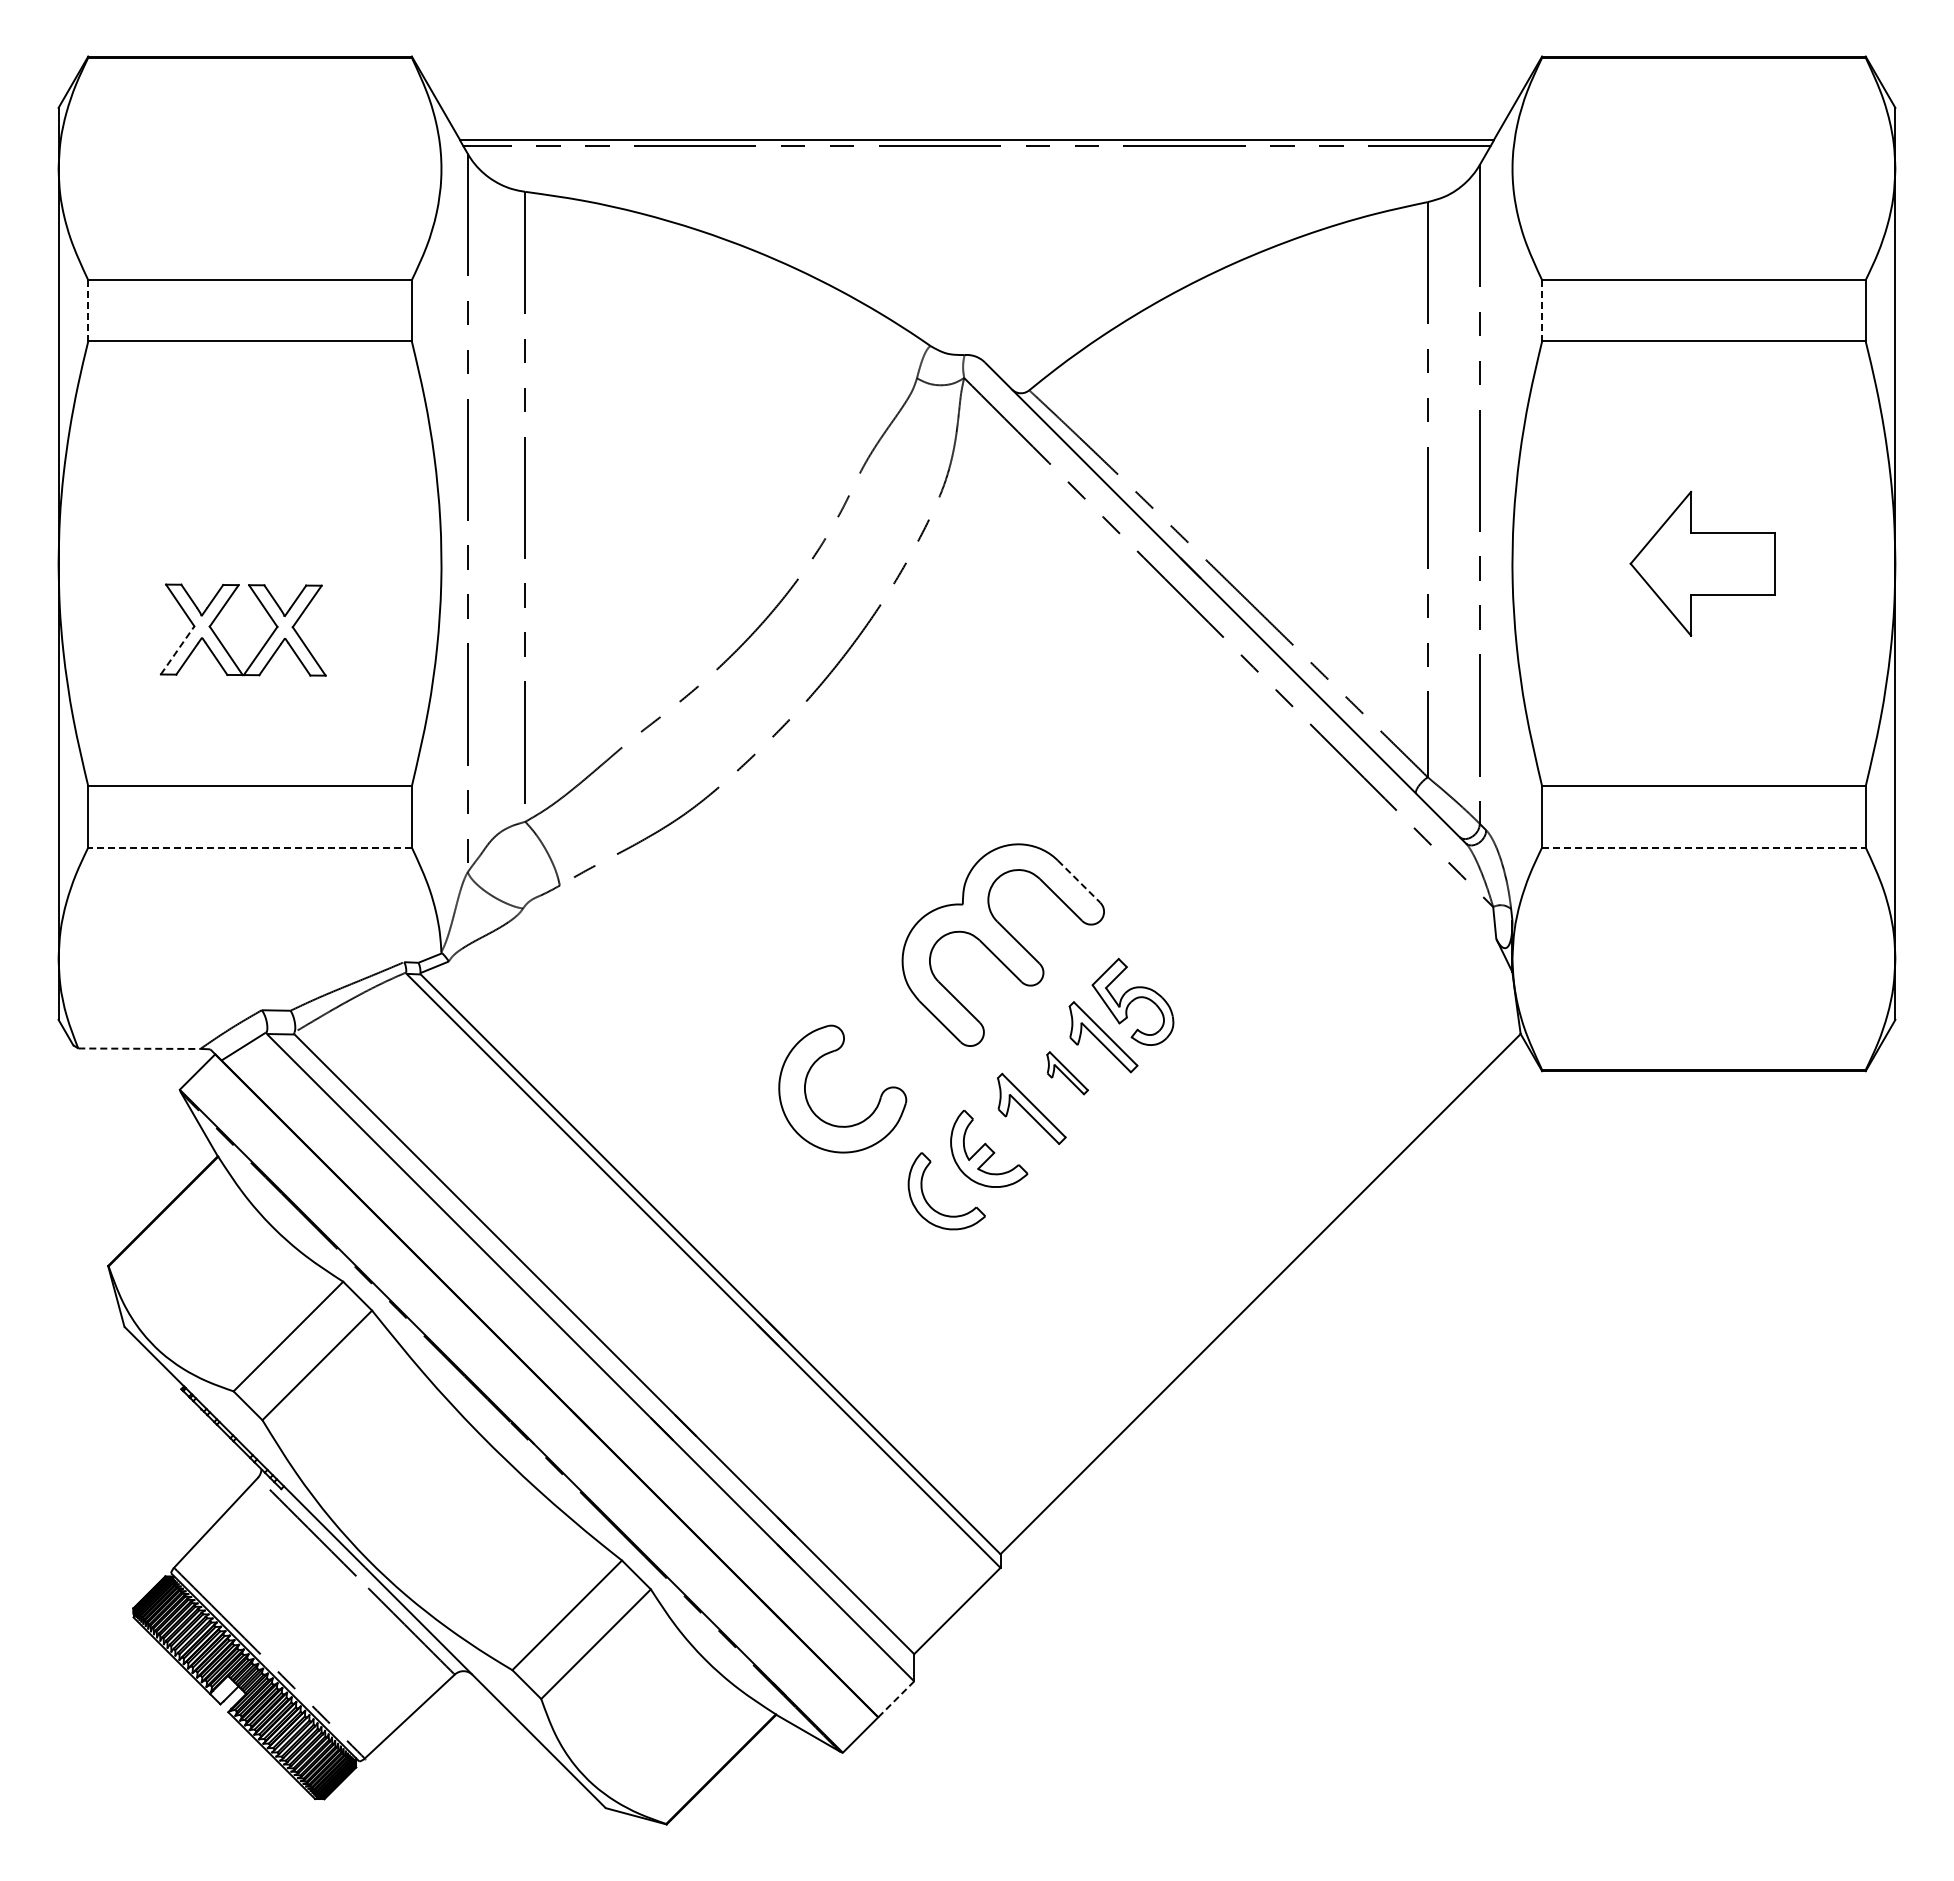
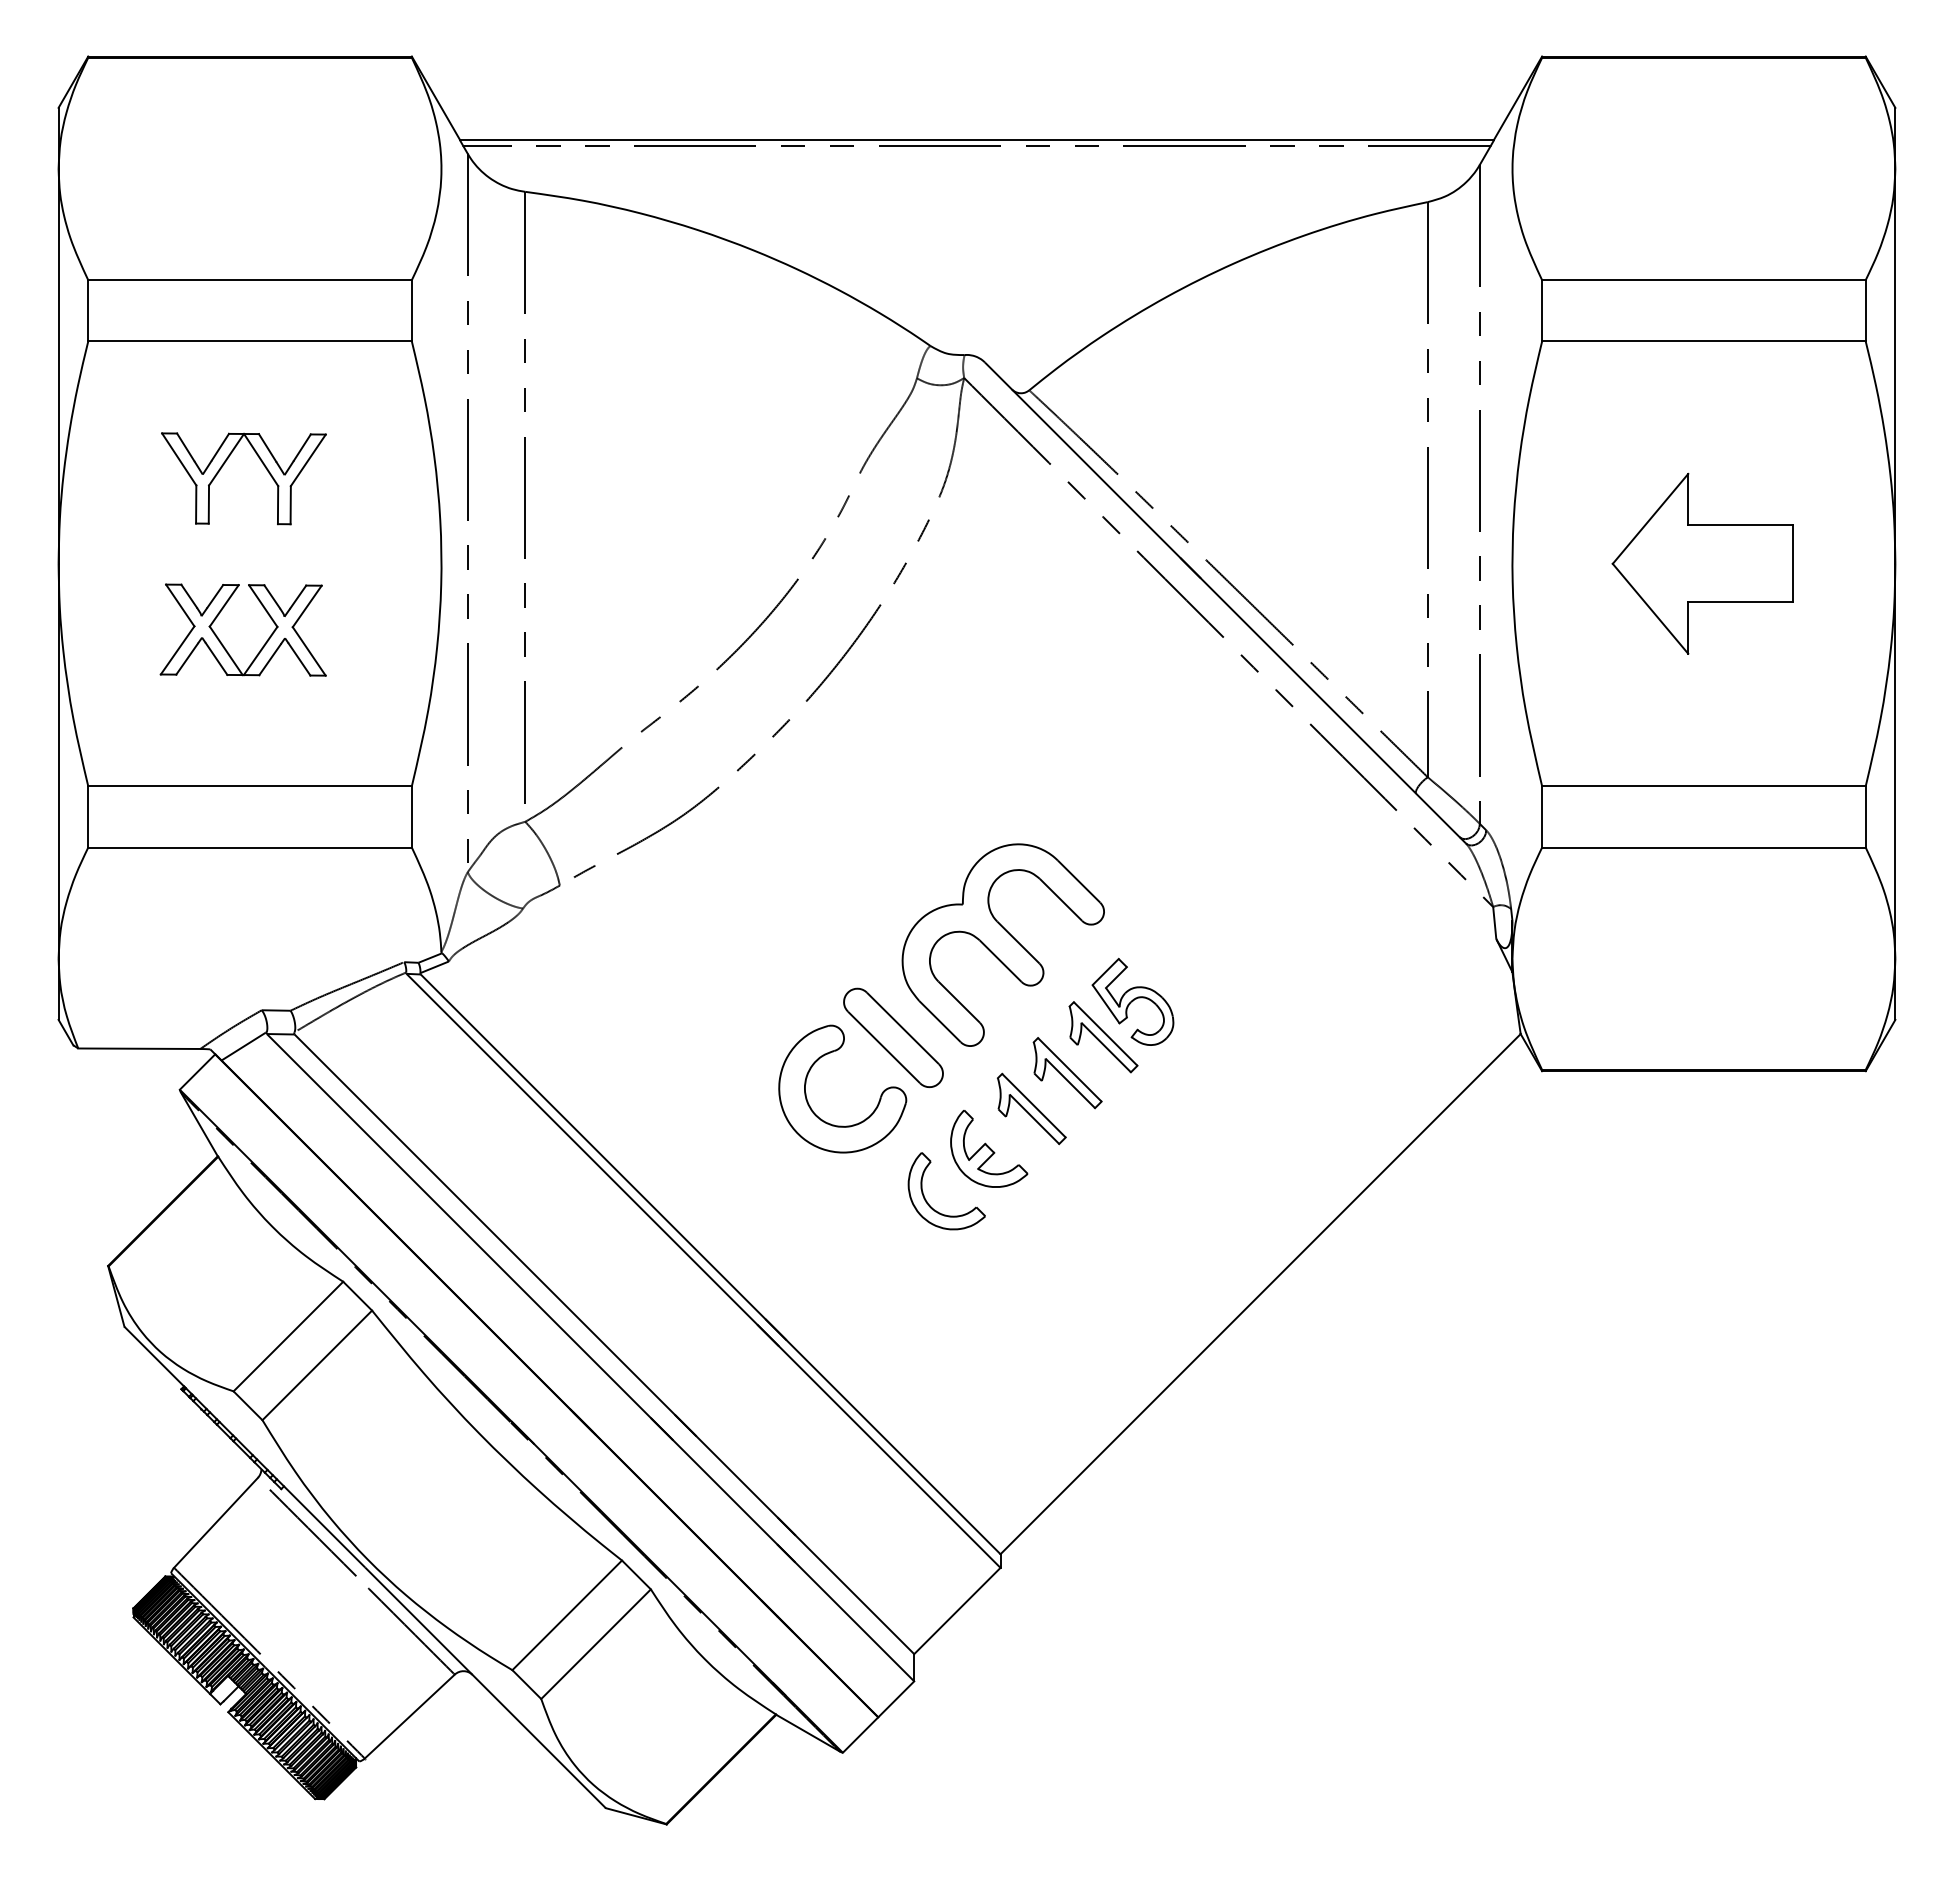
line: dashed -> solid (88, 310)
line: dashed -> solid (1542, 310)
part: none -> present (223, 466)
part size: 147x147 px -> 183x183 px (1702, 563)
line: dashed -> solid (177, 650)
line: dashed -> solid (250, 847)
line: dashed -> solid (1703, 847)
line: dashed -> solid (1079, 881)
part: none -> present (893, 1037)
line: dashed -> solid (139, 1048)
part size: 43x45 px -> 71x73 px (1067, 1073)
line: dashed -> solid (896, 1699)
